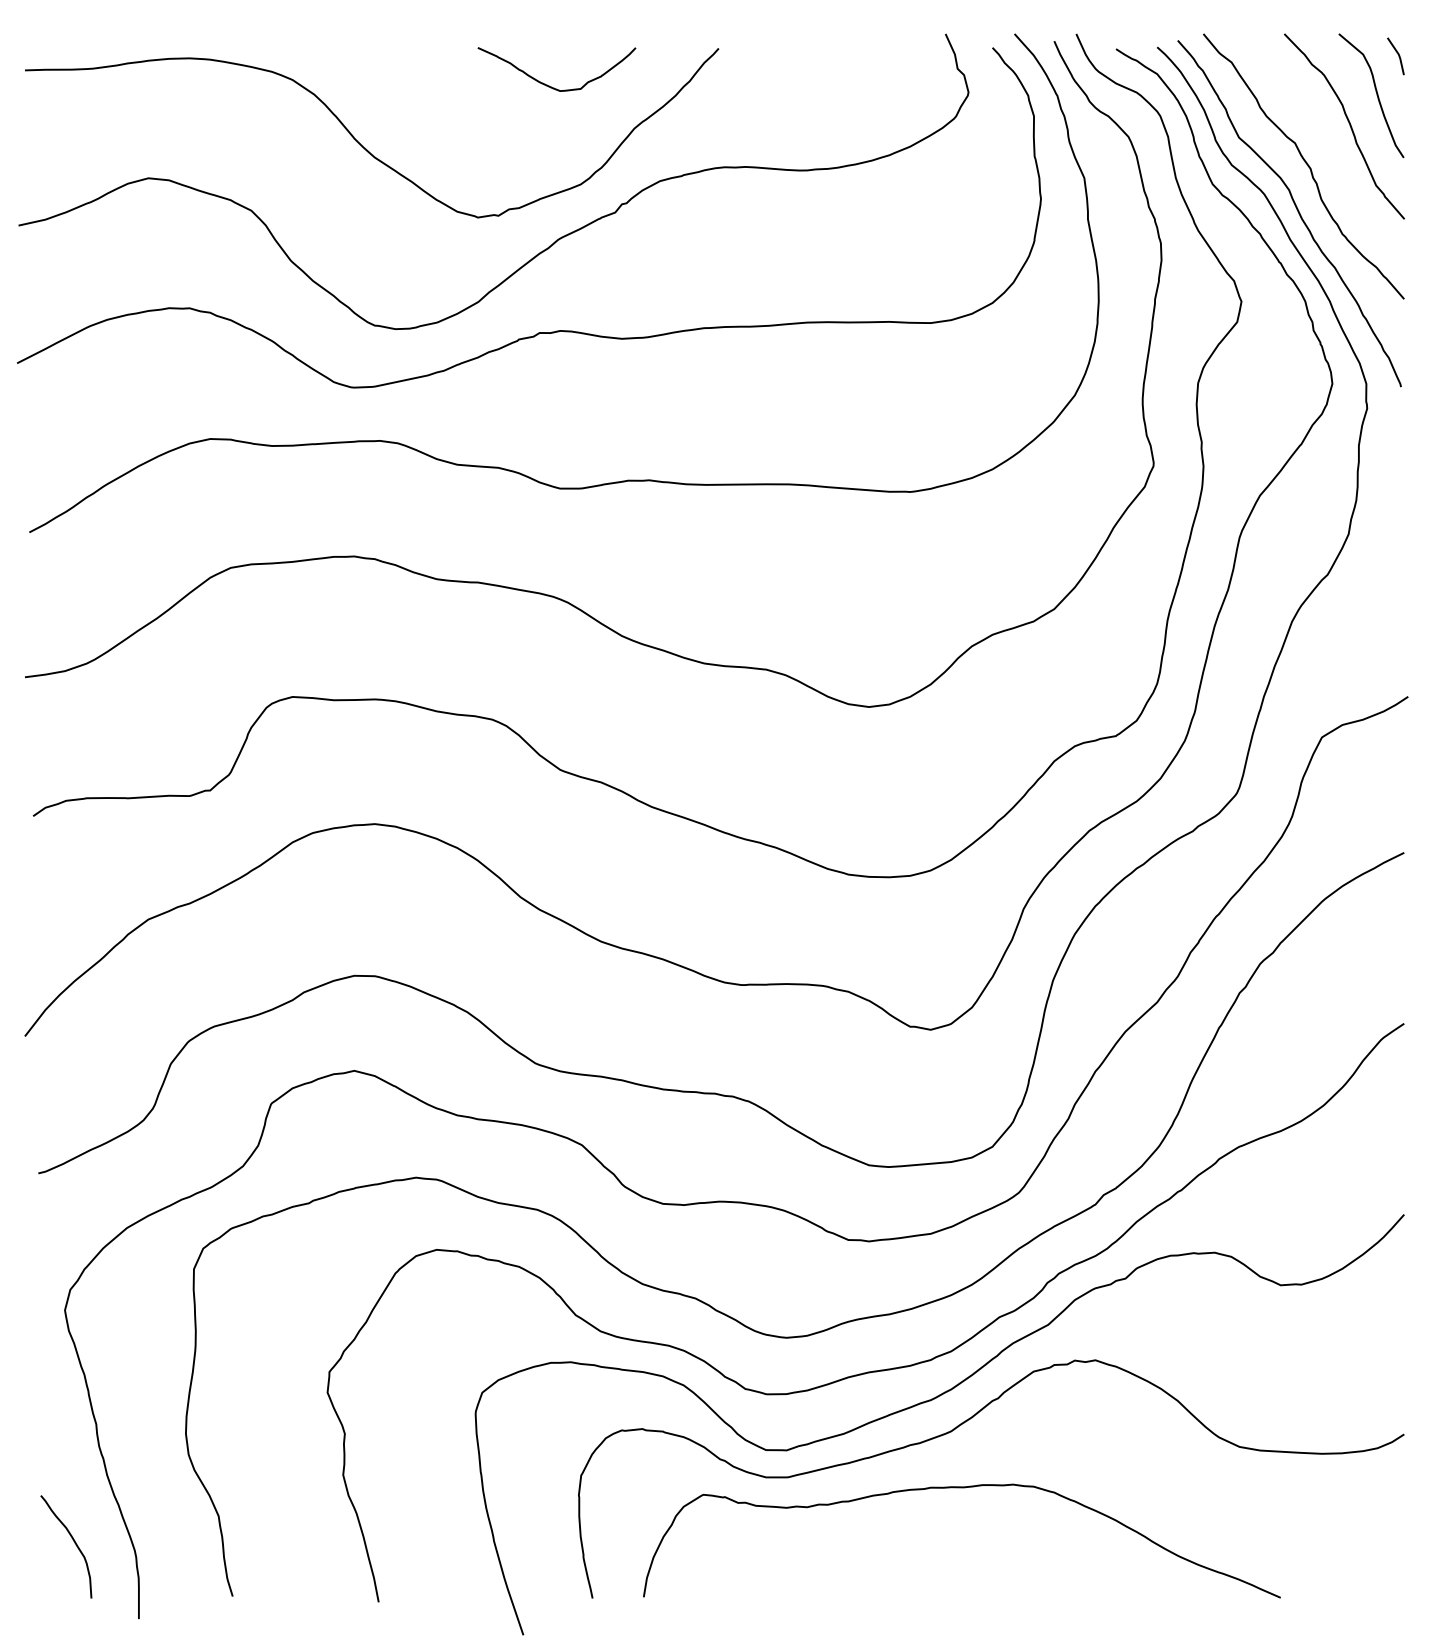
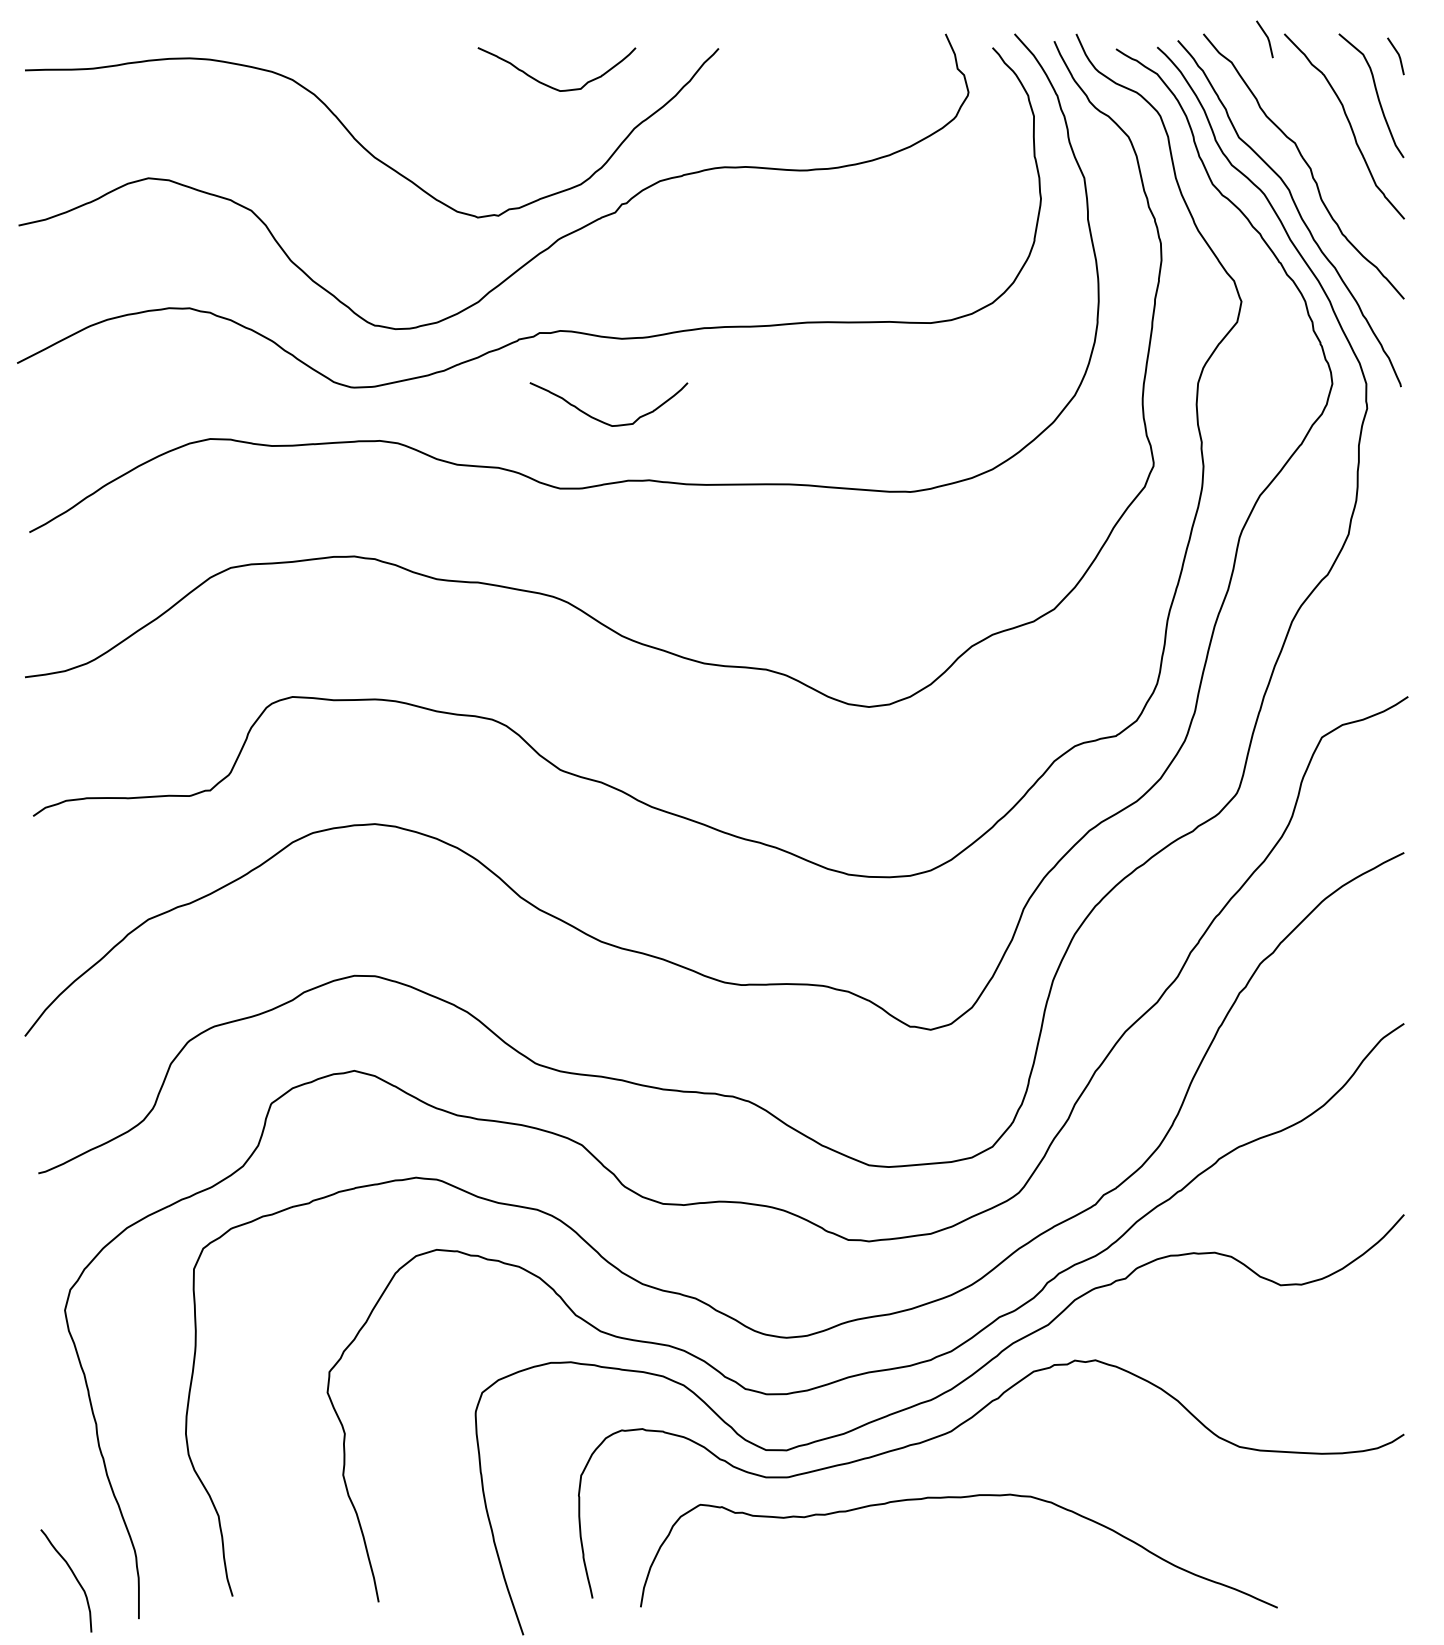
line: none -> present (1266, 37)
curve: none -> present (601, 420)
curve position: (961, 1488) -> (958, 1498) (958, 1498)
curve position: (74, 1543) -> (74, 1577) (74, 1577)
